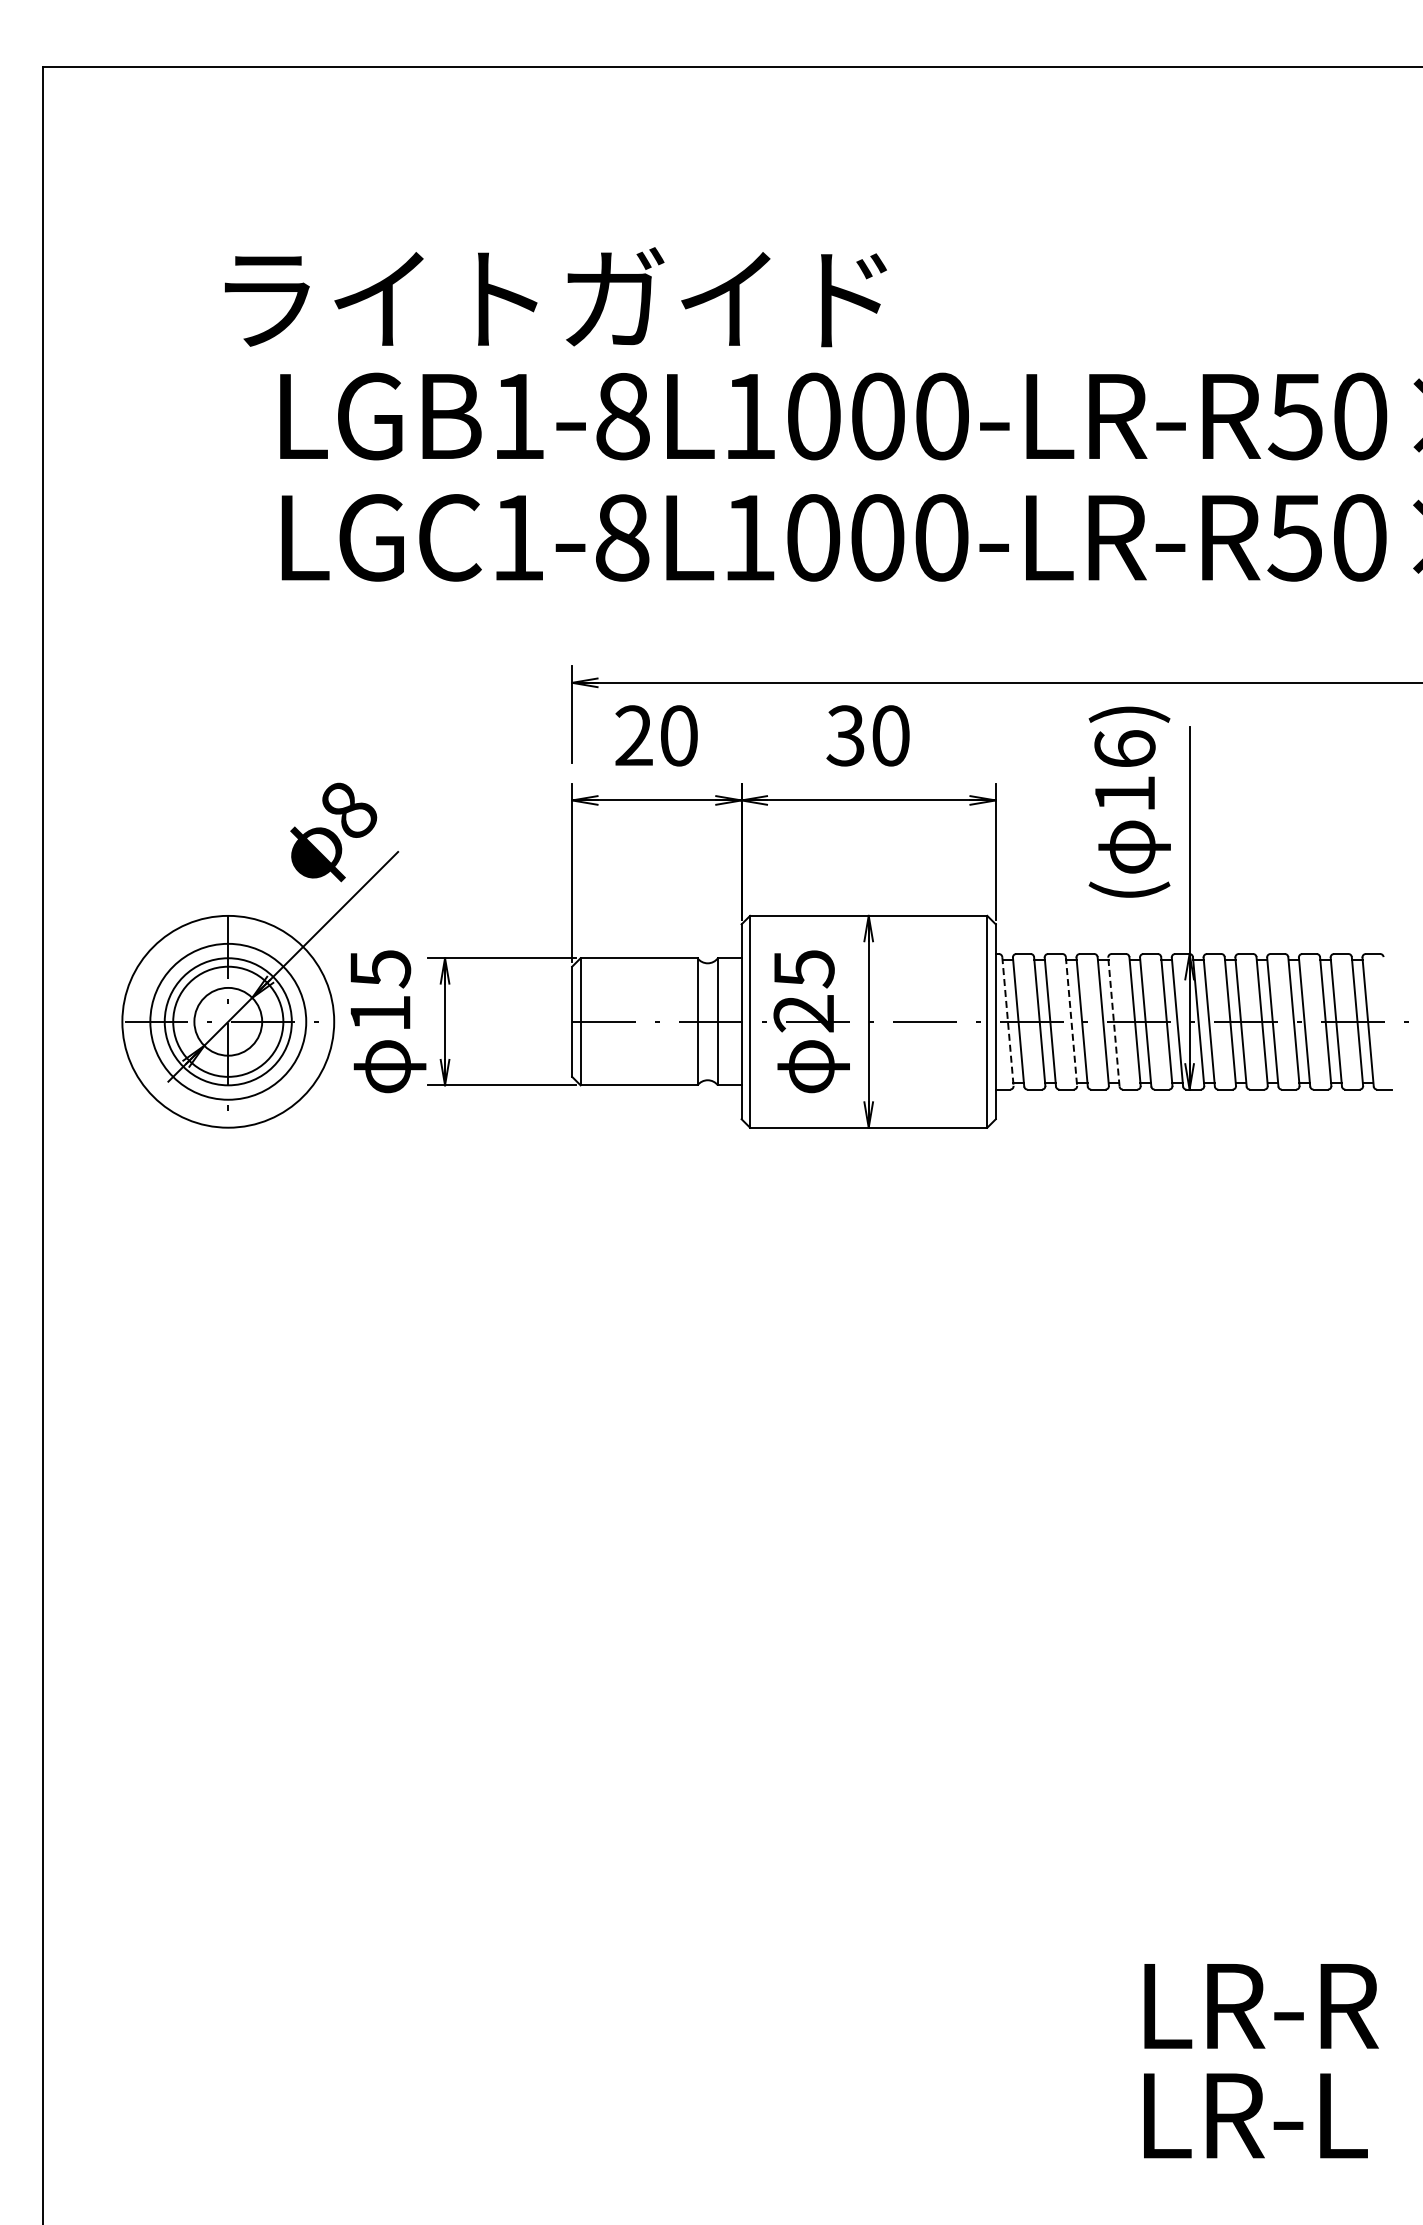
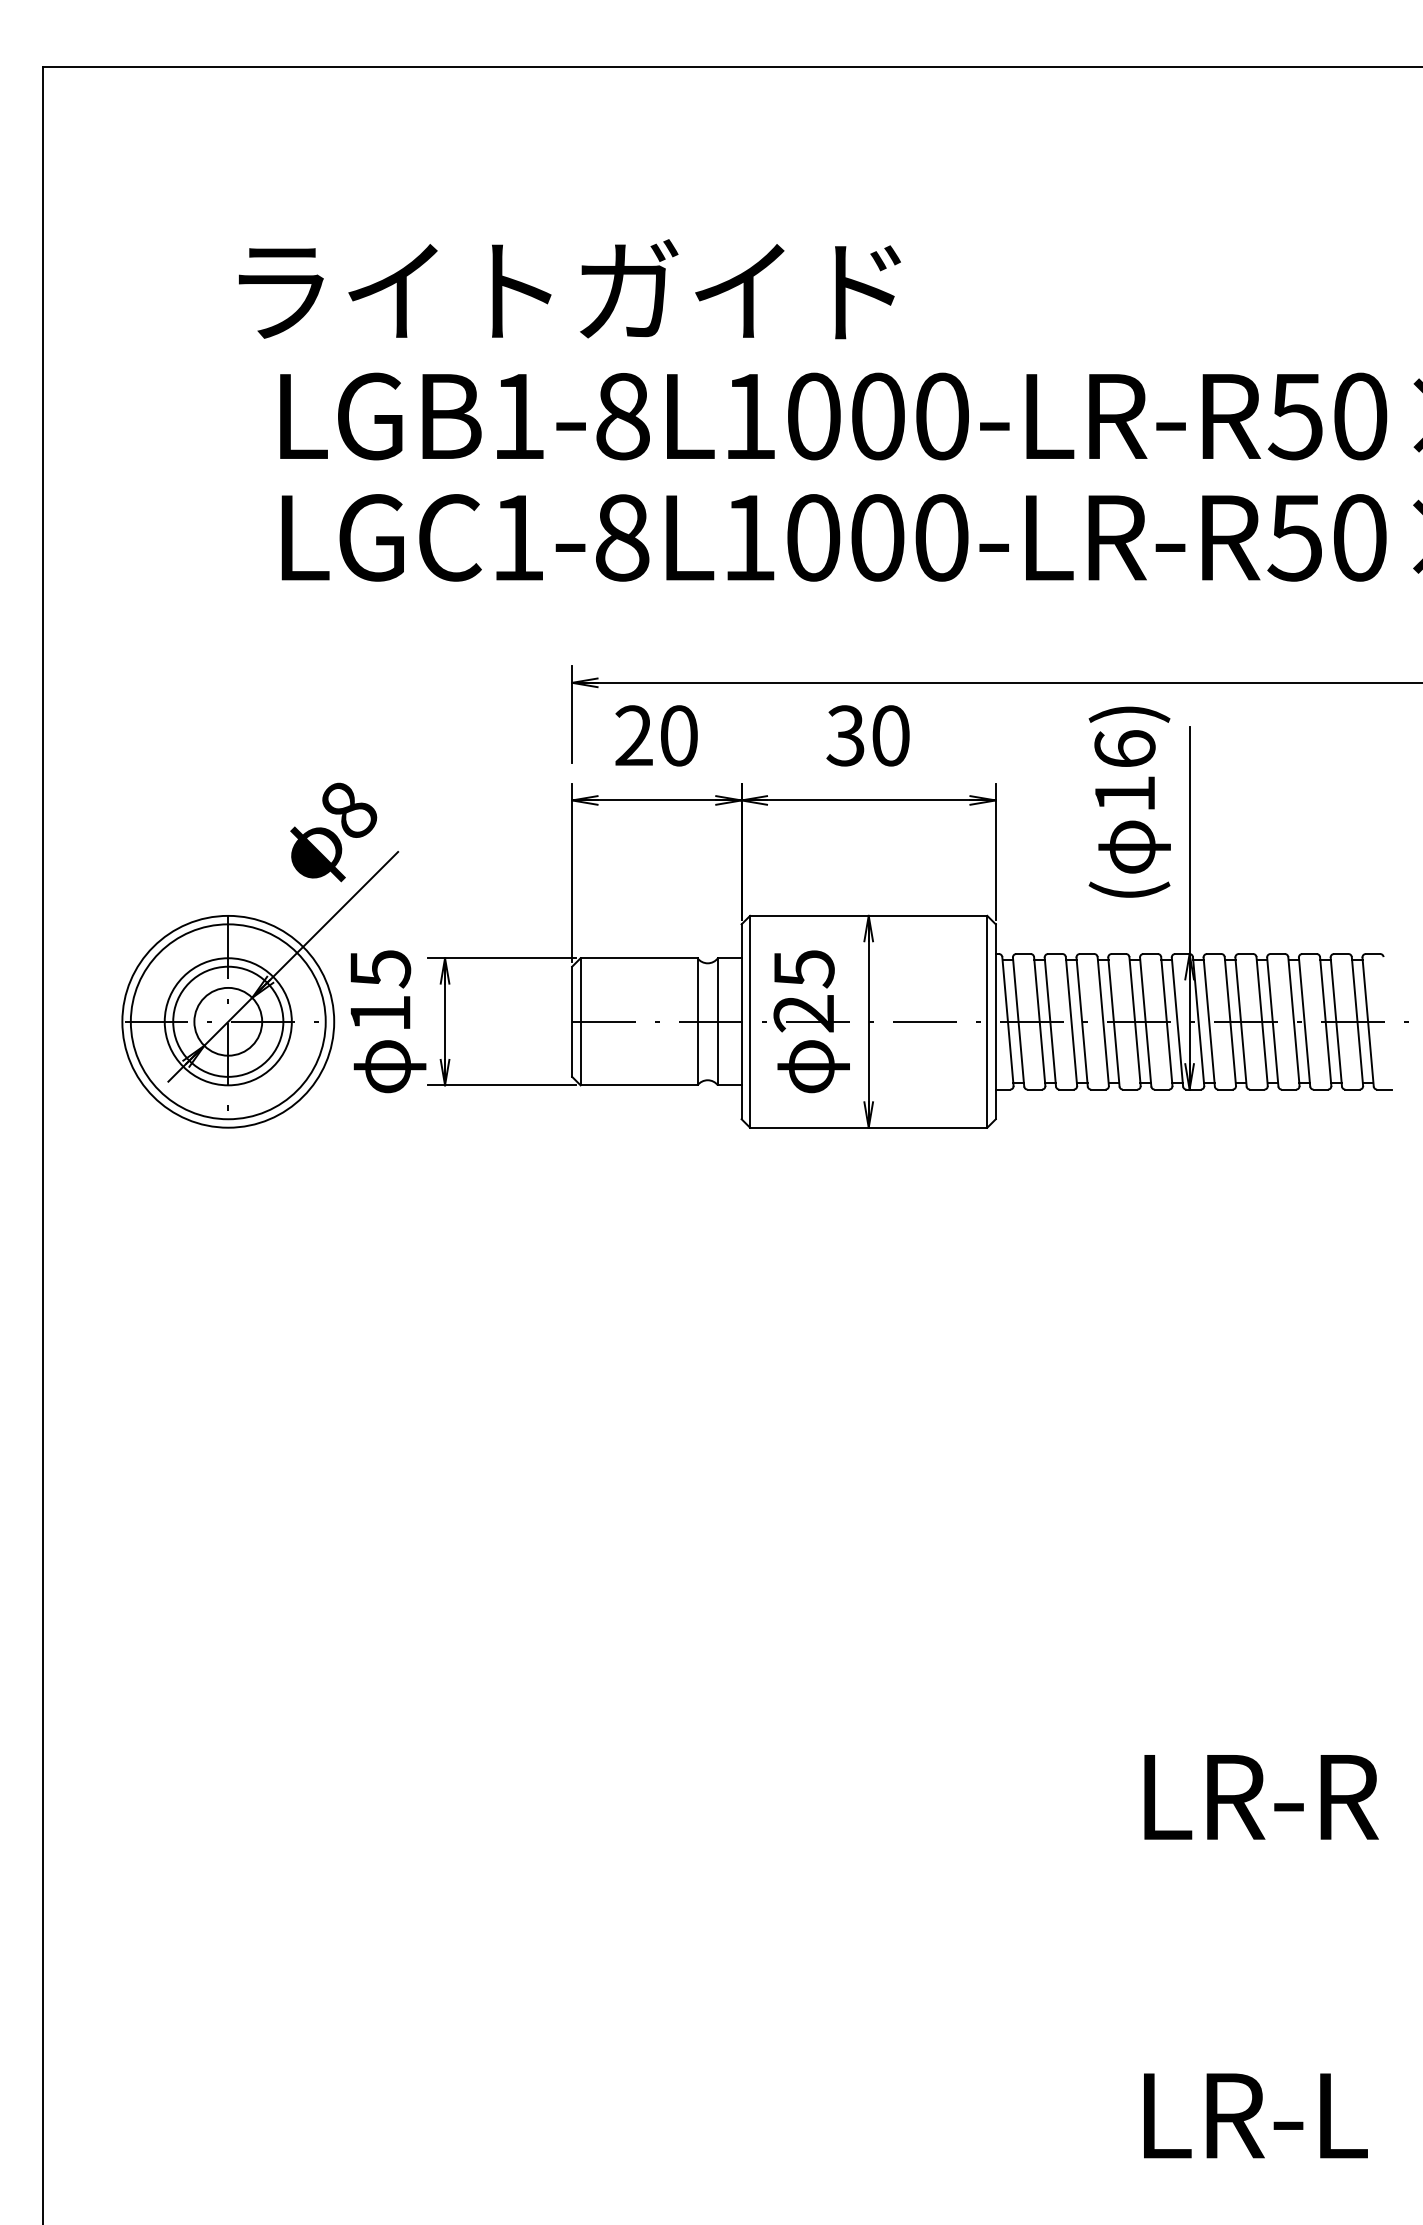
text position: (555, 297) -> (569, 289) (569, 289)
circle diameter: 156 px -> 195 px (227, 1021)
line: dashed -> solid (1007, 1021)
line: dashed -> solid (1071, 1021)
line: dashed -> solid (1113, 1022)
text position: (1261, 2006) -> (1261, 1797) (1261, 1797)
